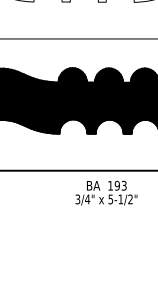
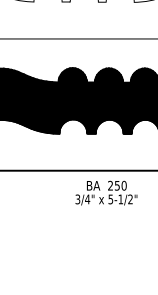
text: 193 -> 250 (117, 185)
